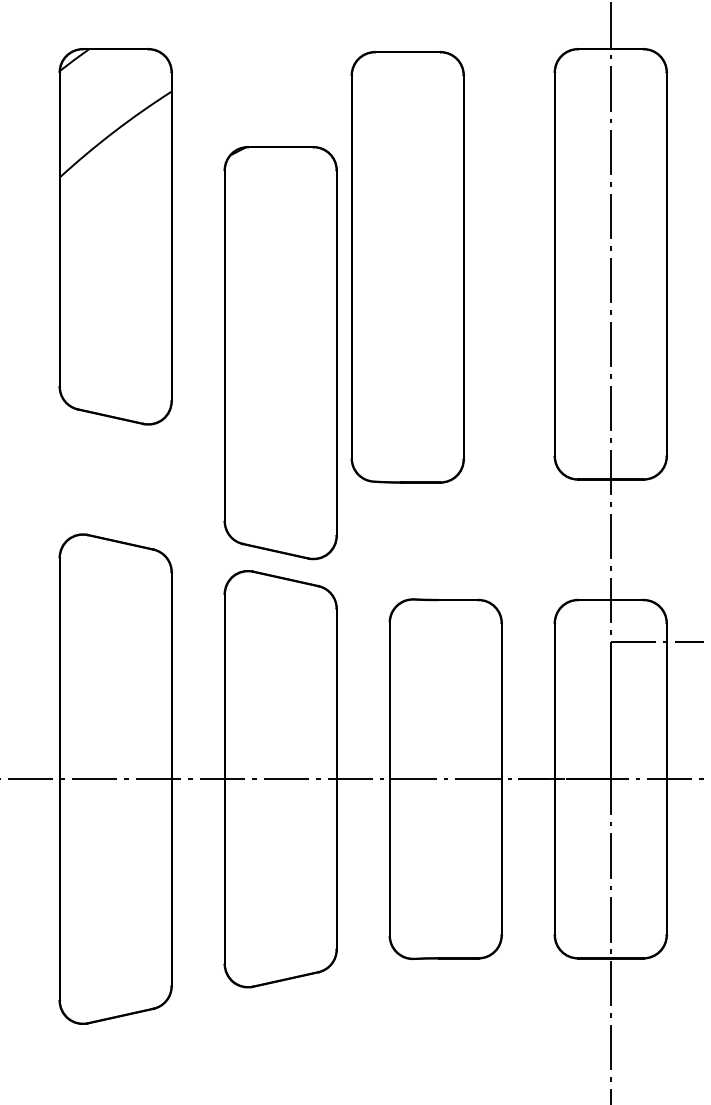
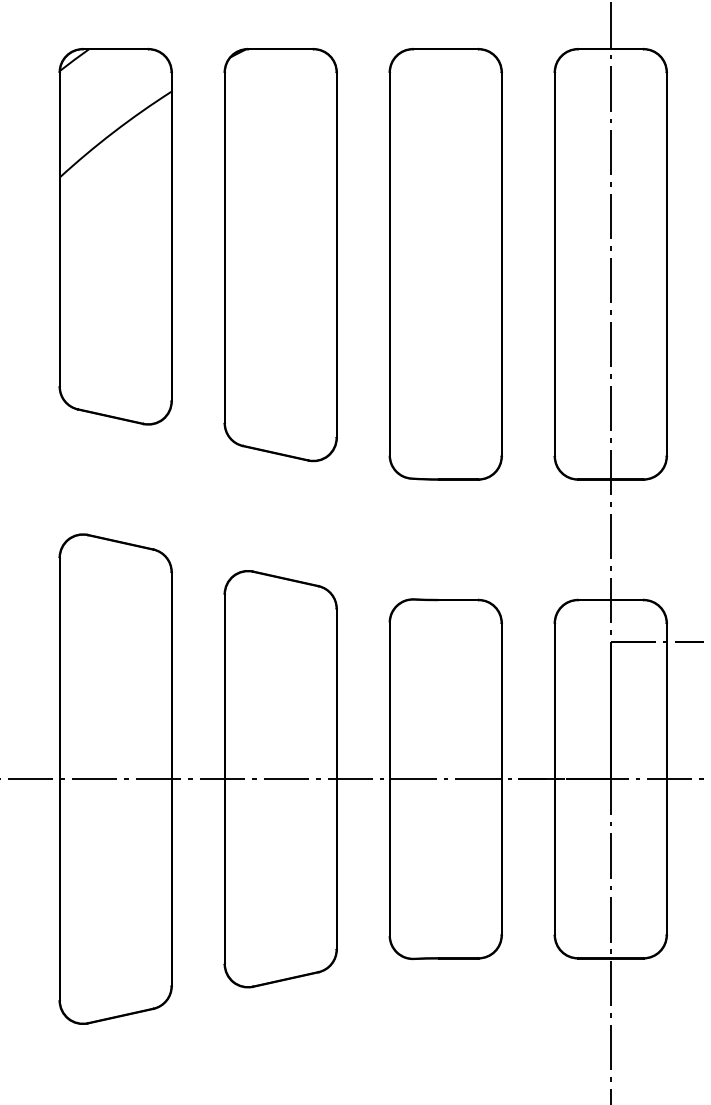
part position: (407, 266) -> (445, 263) (445, 263)
part position: (280, 352) -> (280, 254) (280, 254)
